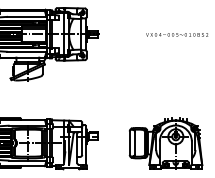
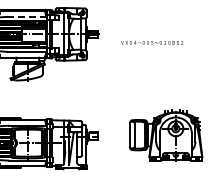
line: solid -> dashed (27, 16)
text position: (177, 34) -> (152, 42) (152, 42)
part position: (165, 143) -> (165, 135) (165, 135)
